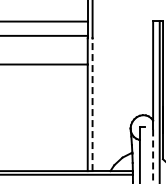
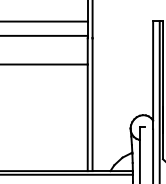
line: dashed -> solid (92, 104)
line: dashed -> solid (153, 156)
